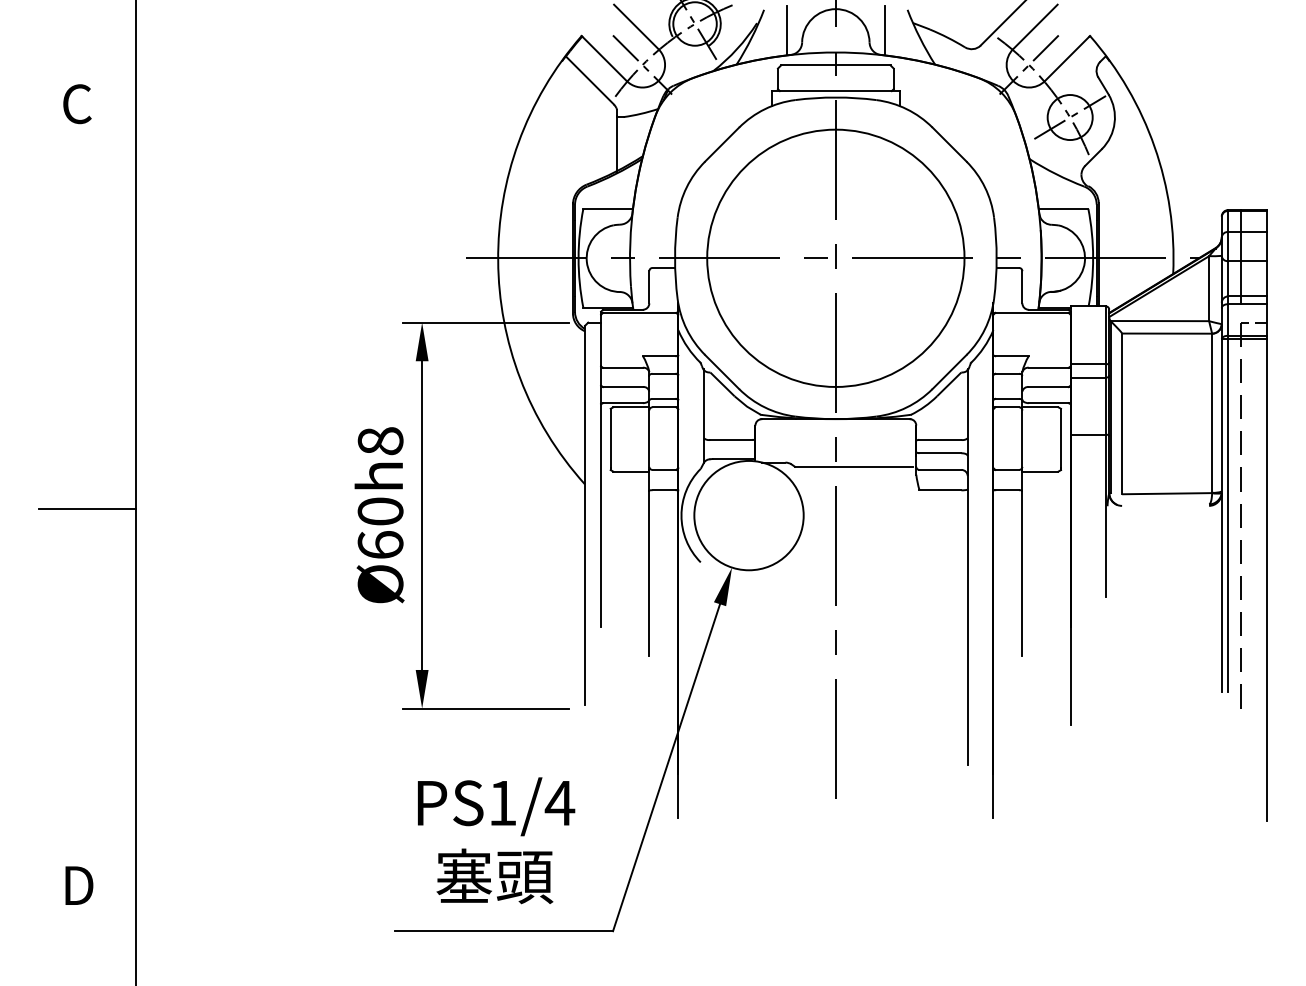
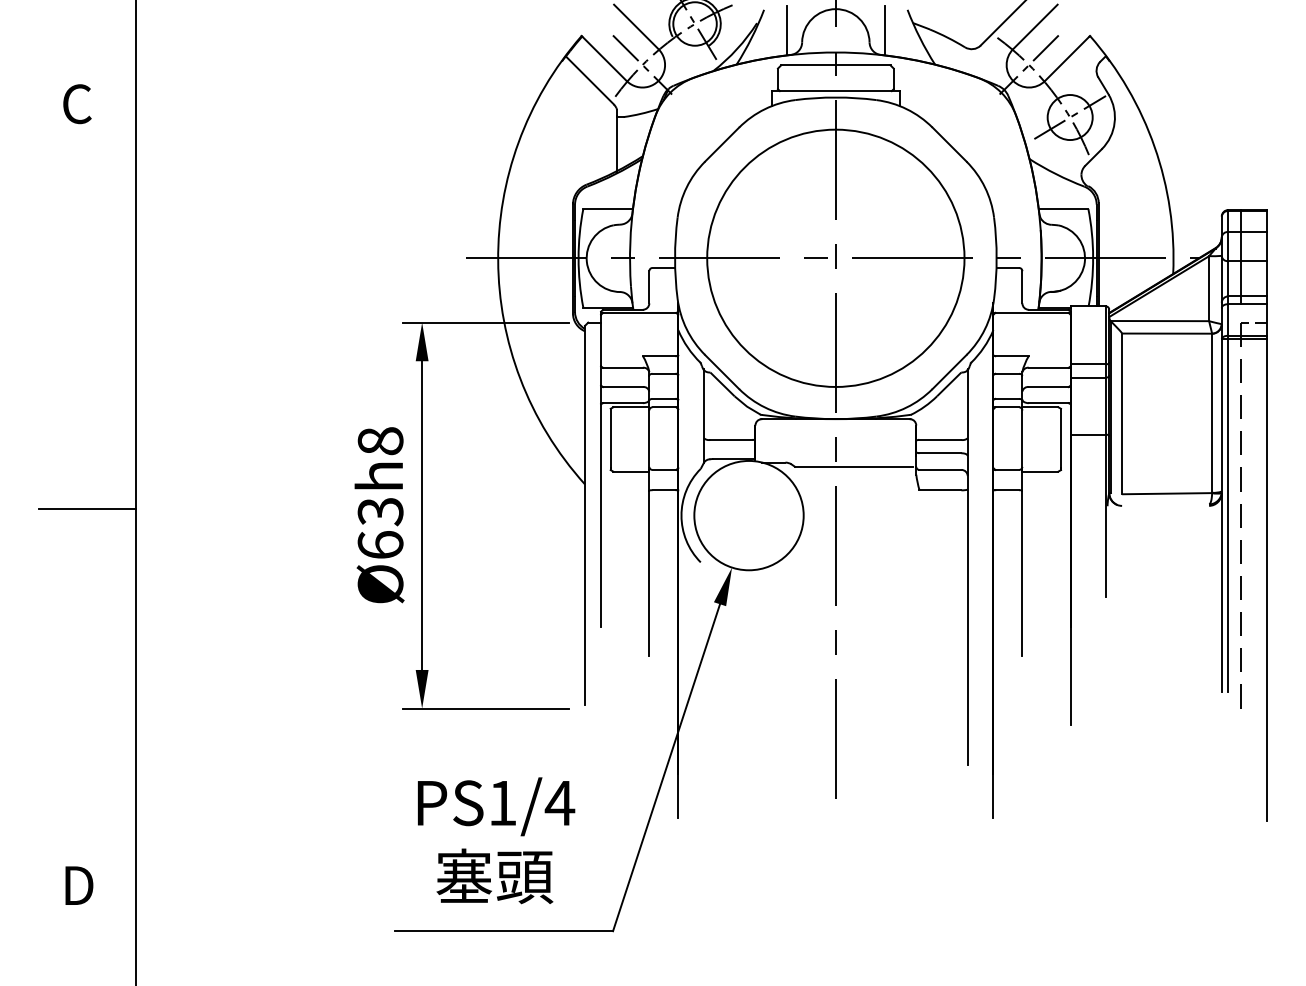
text: Ø60h8 -> Ø63h8 (380, 511)
